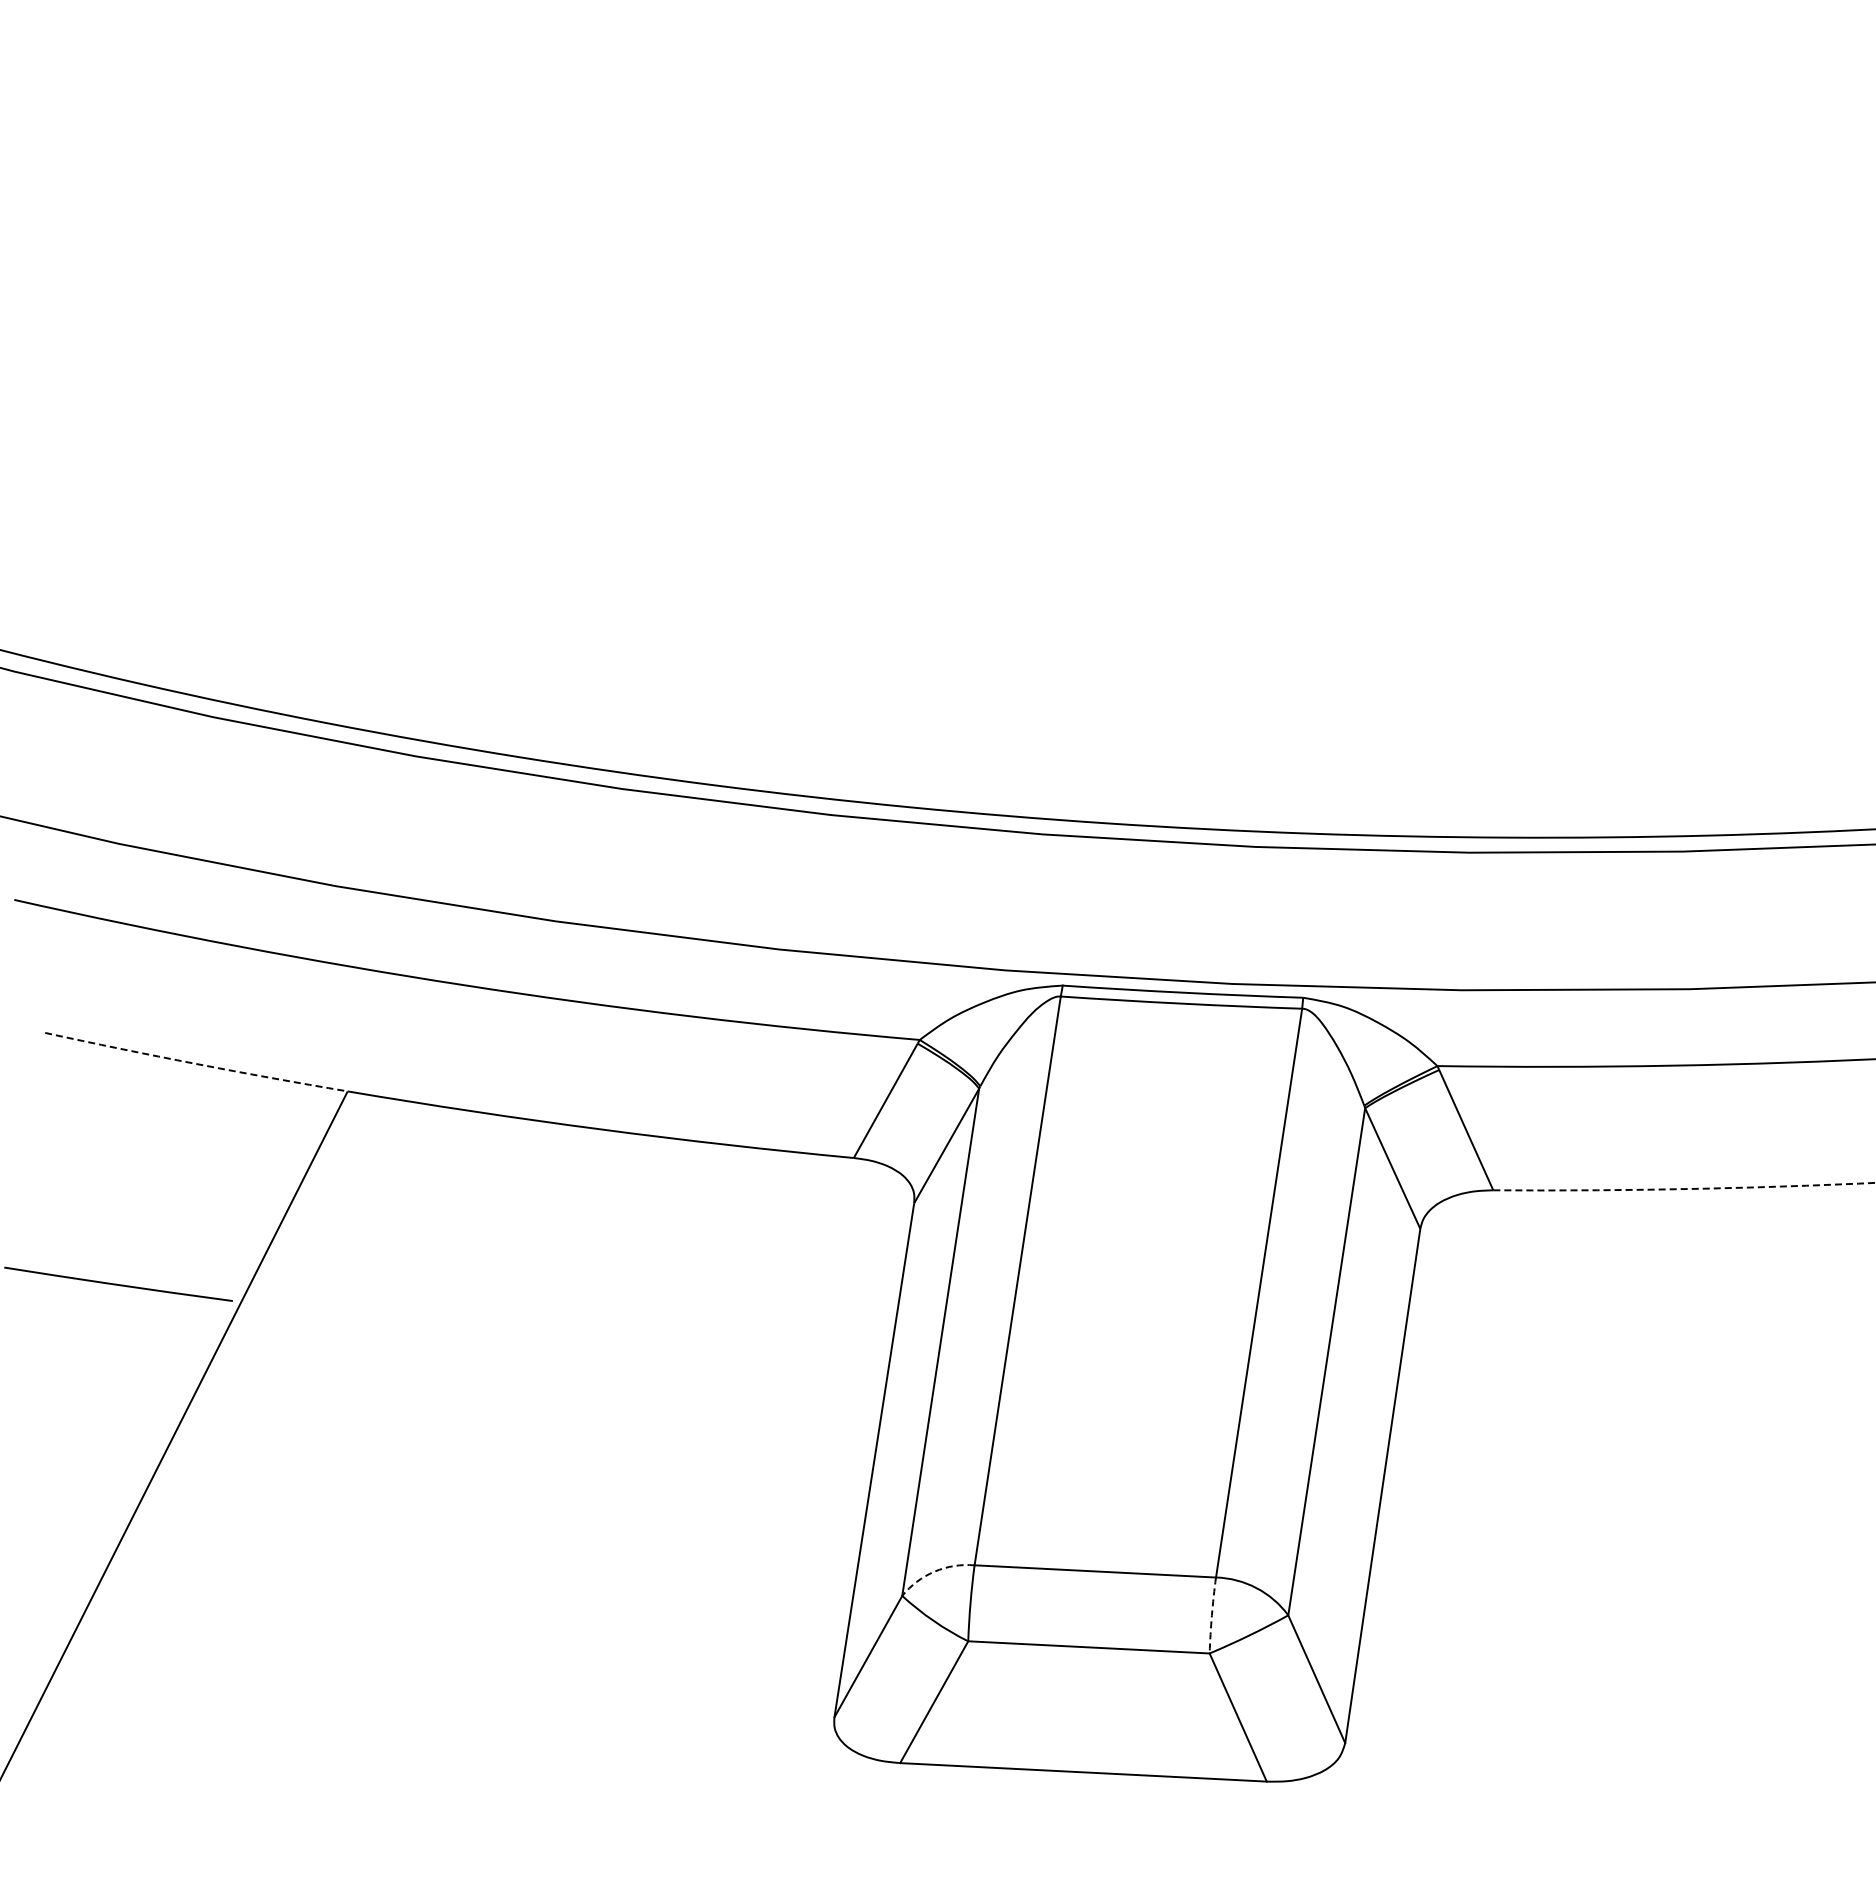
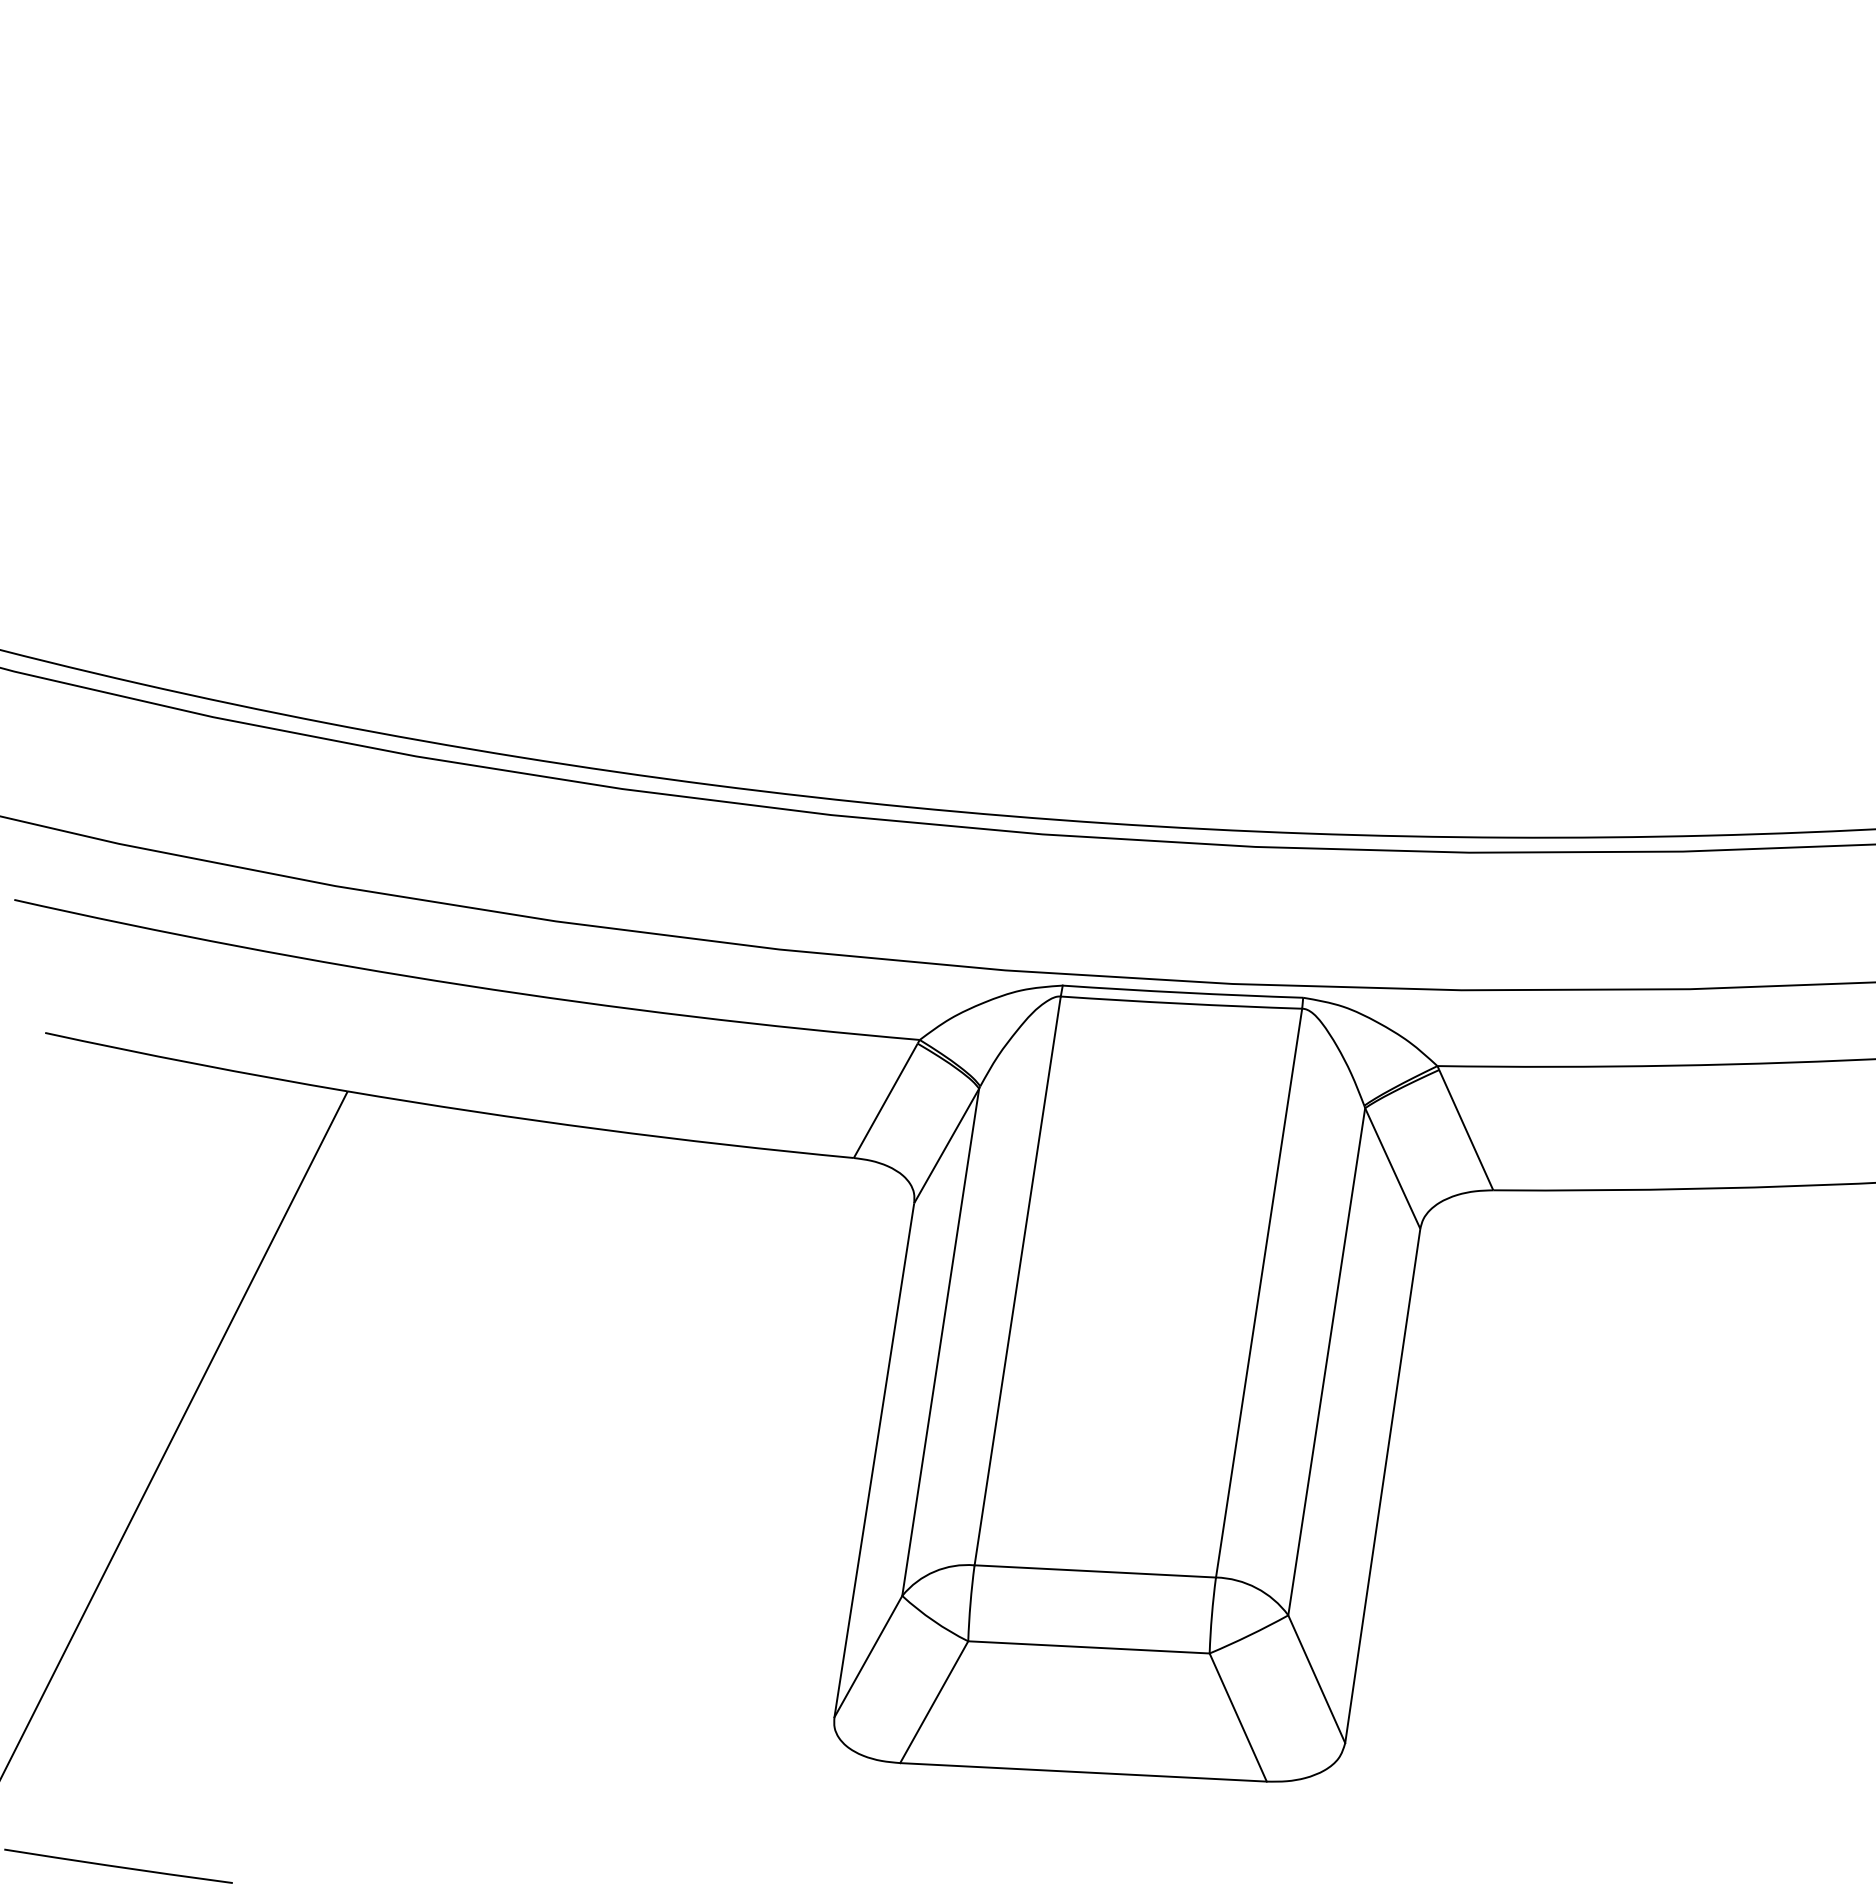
arc: dashed -> solid (196, 1063)
arc: dashed -> solid (1685, 1189)
line position: (118, 1284) -> (118, 1866) (118, 1866)
arc: dashed -> solid (934, 1571)
arc: dashed -> solid (1211, 1615)
